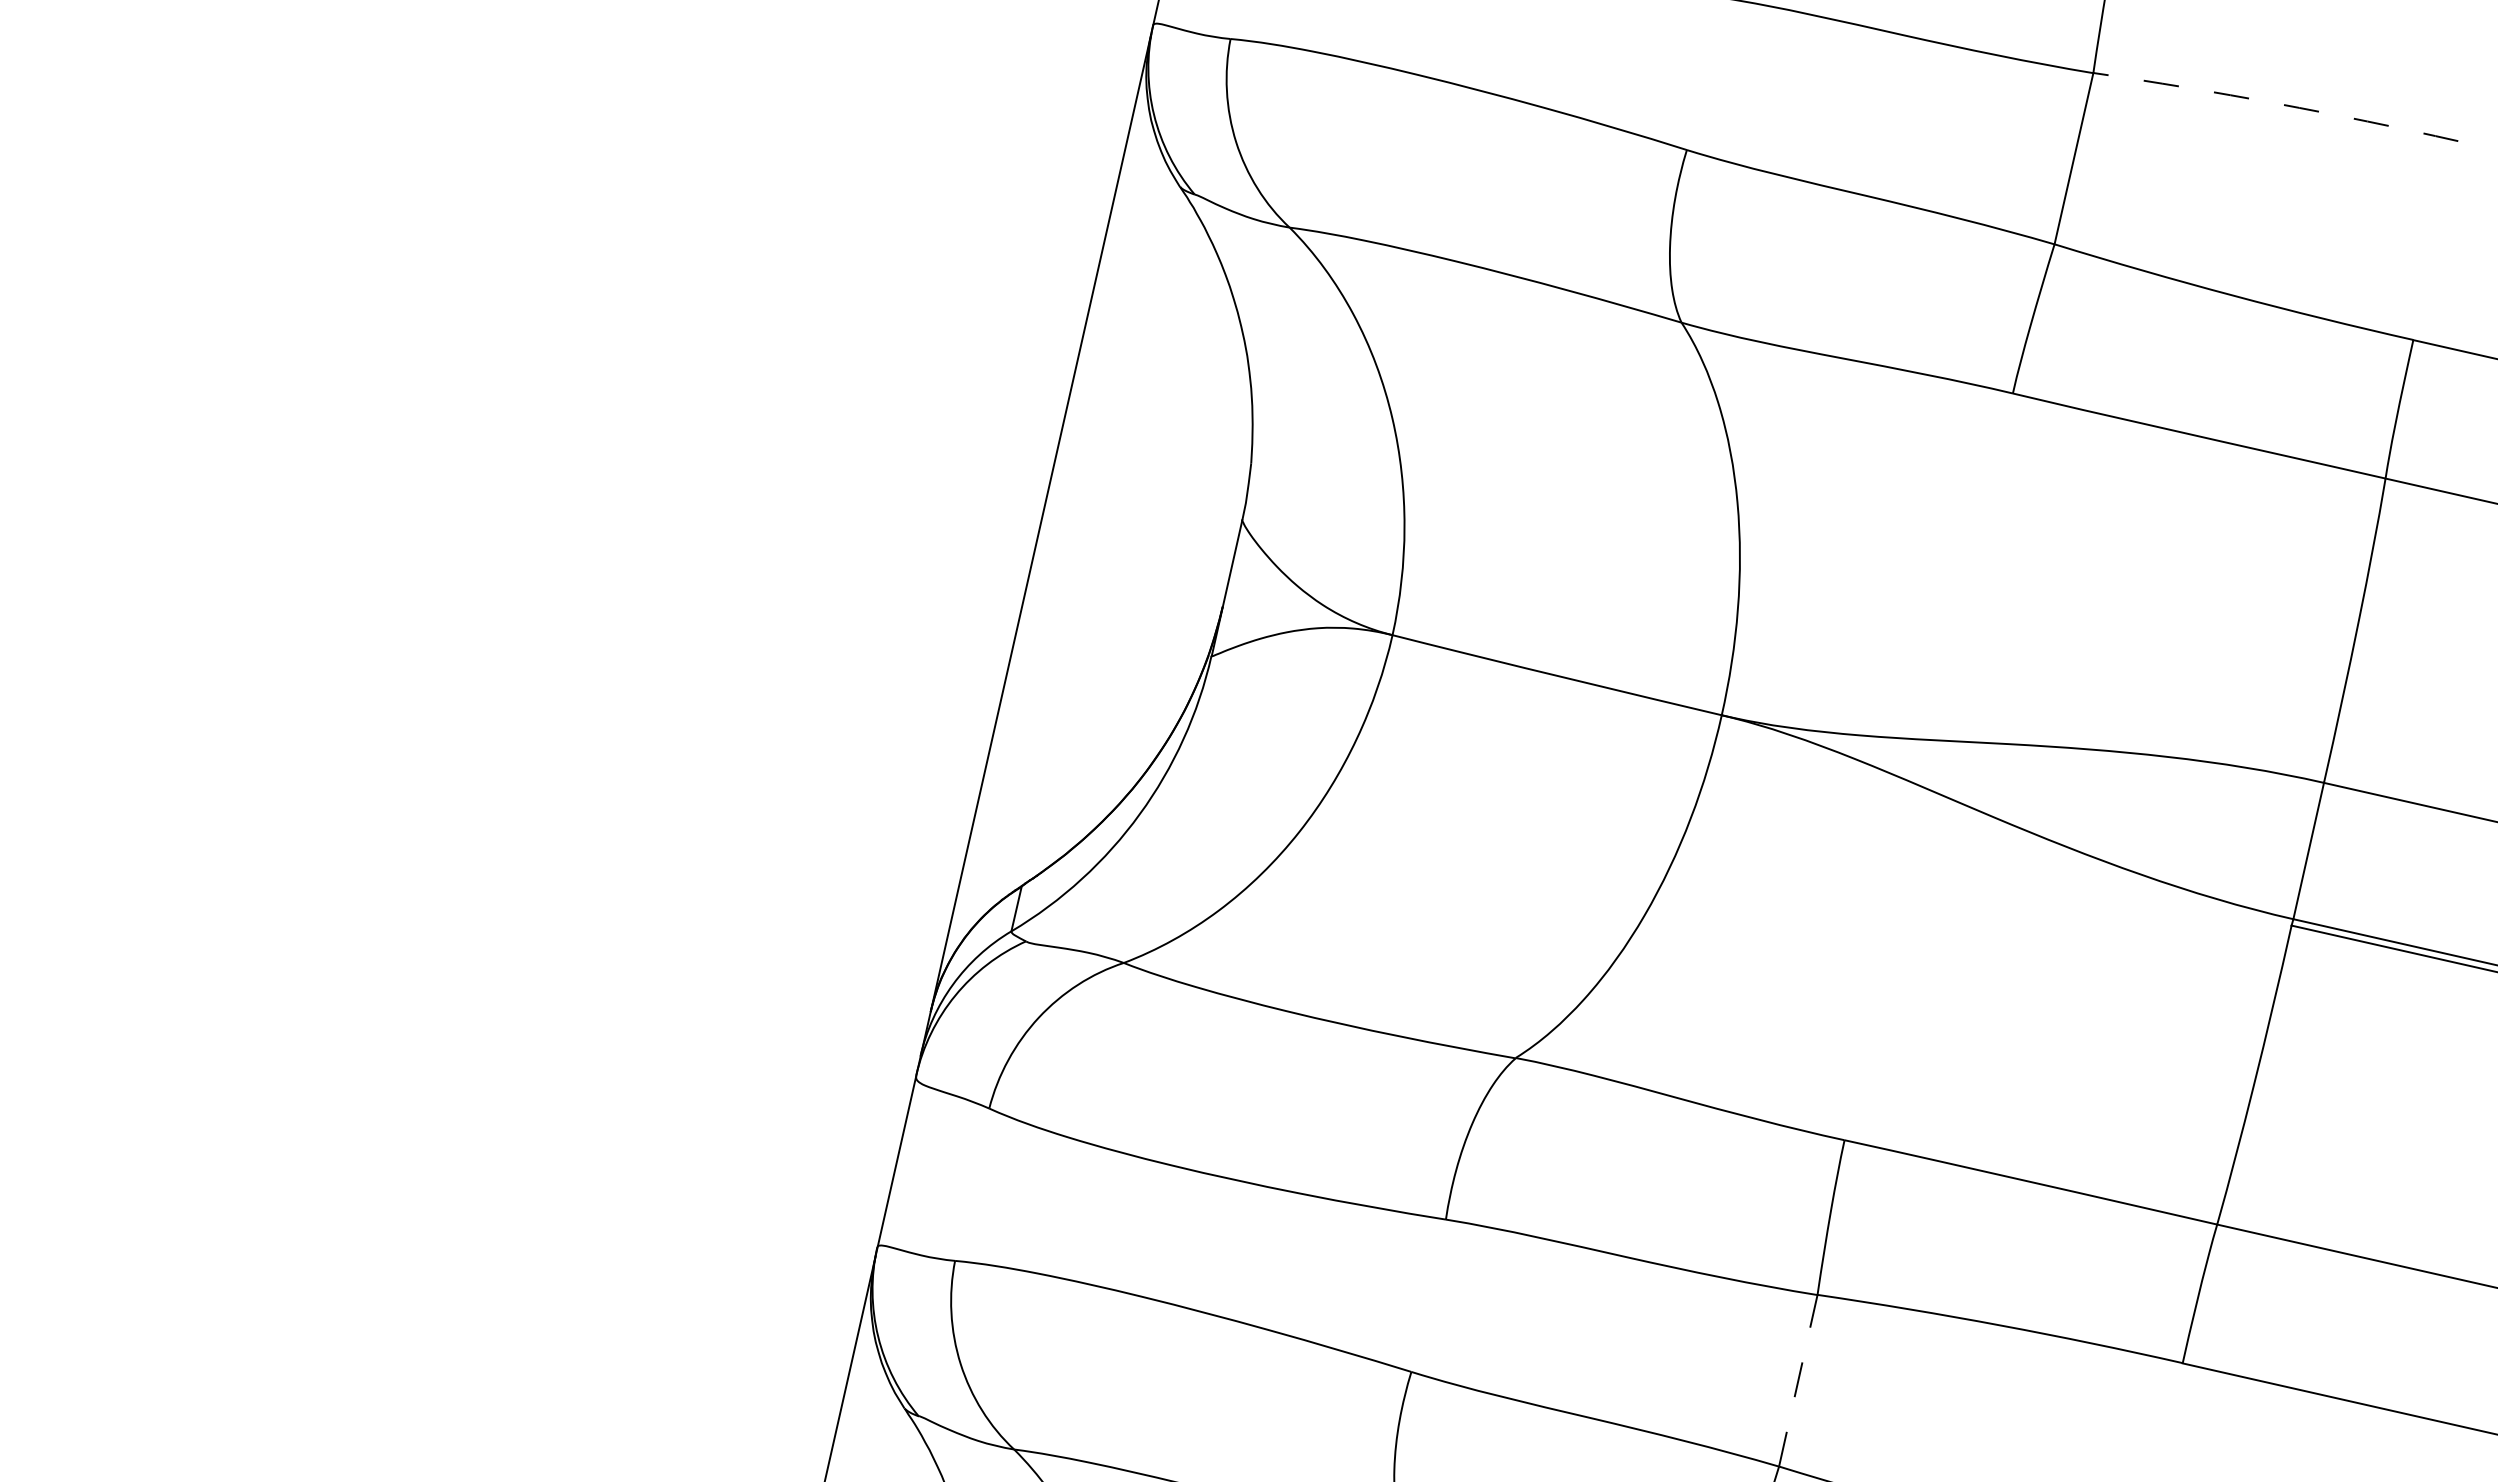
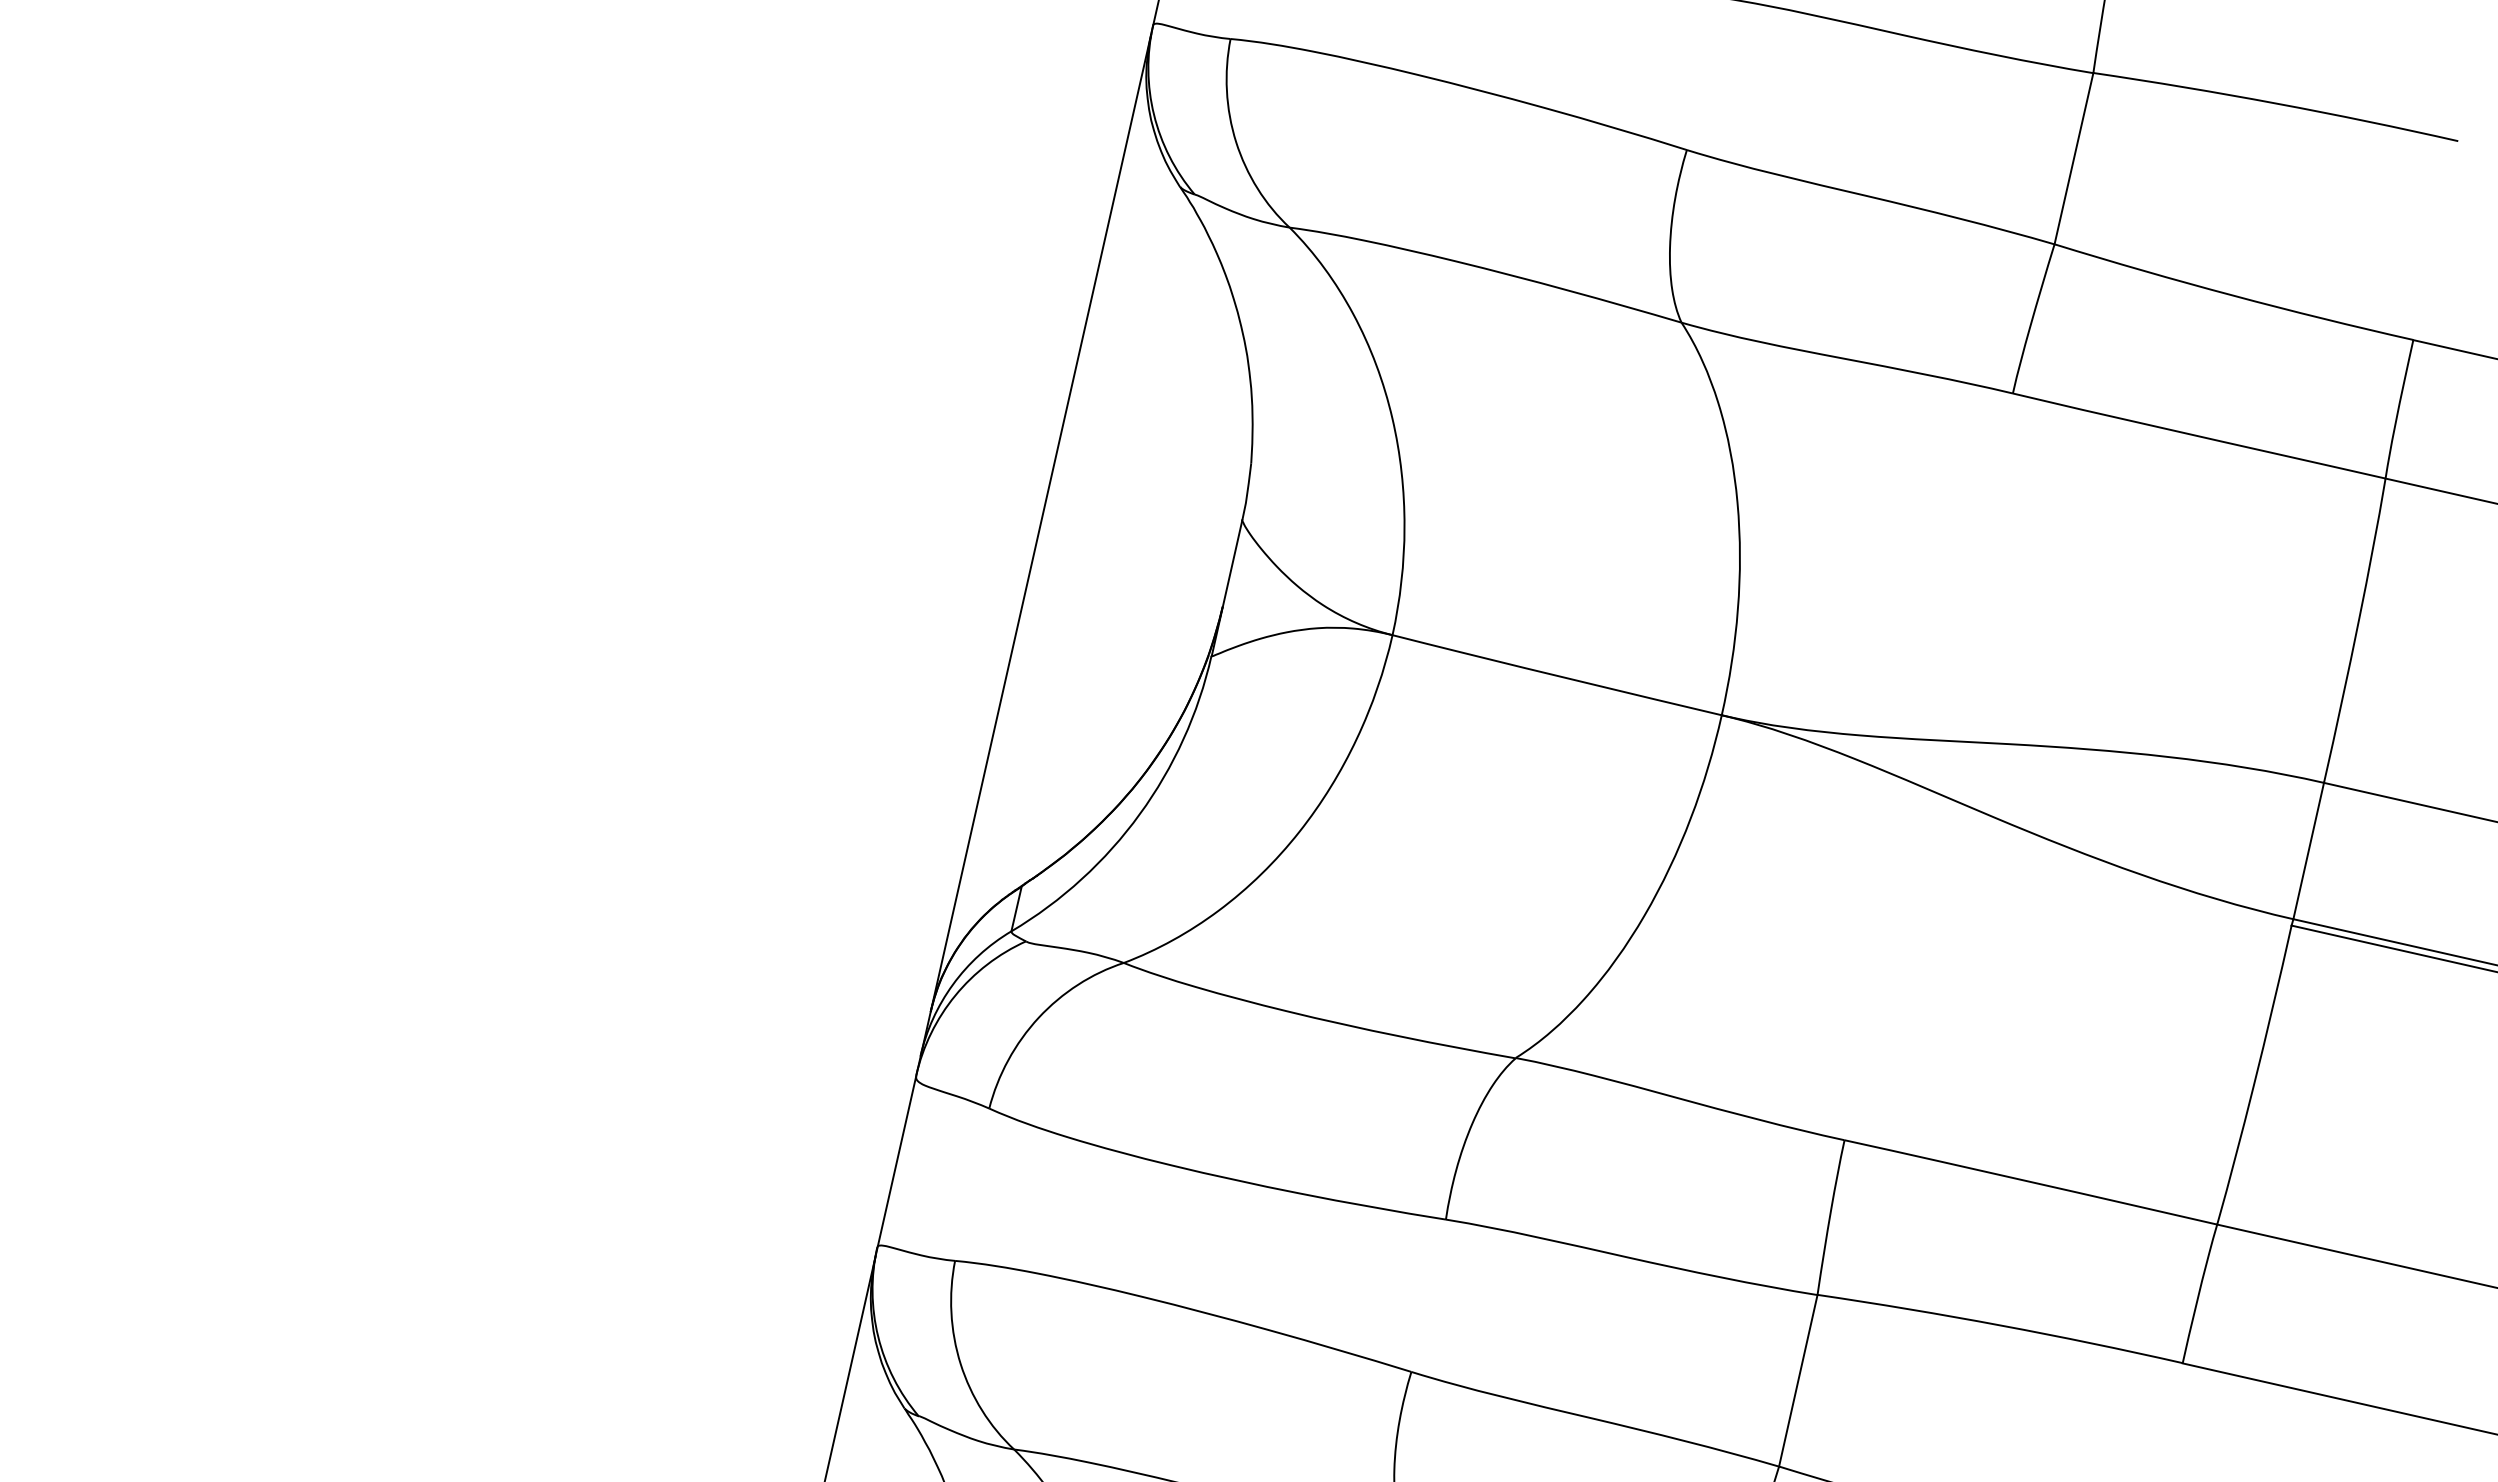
arc: dashed -> solid (2276, 103)
line: dashed -> solid (1798, 1380)
